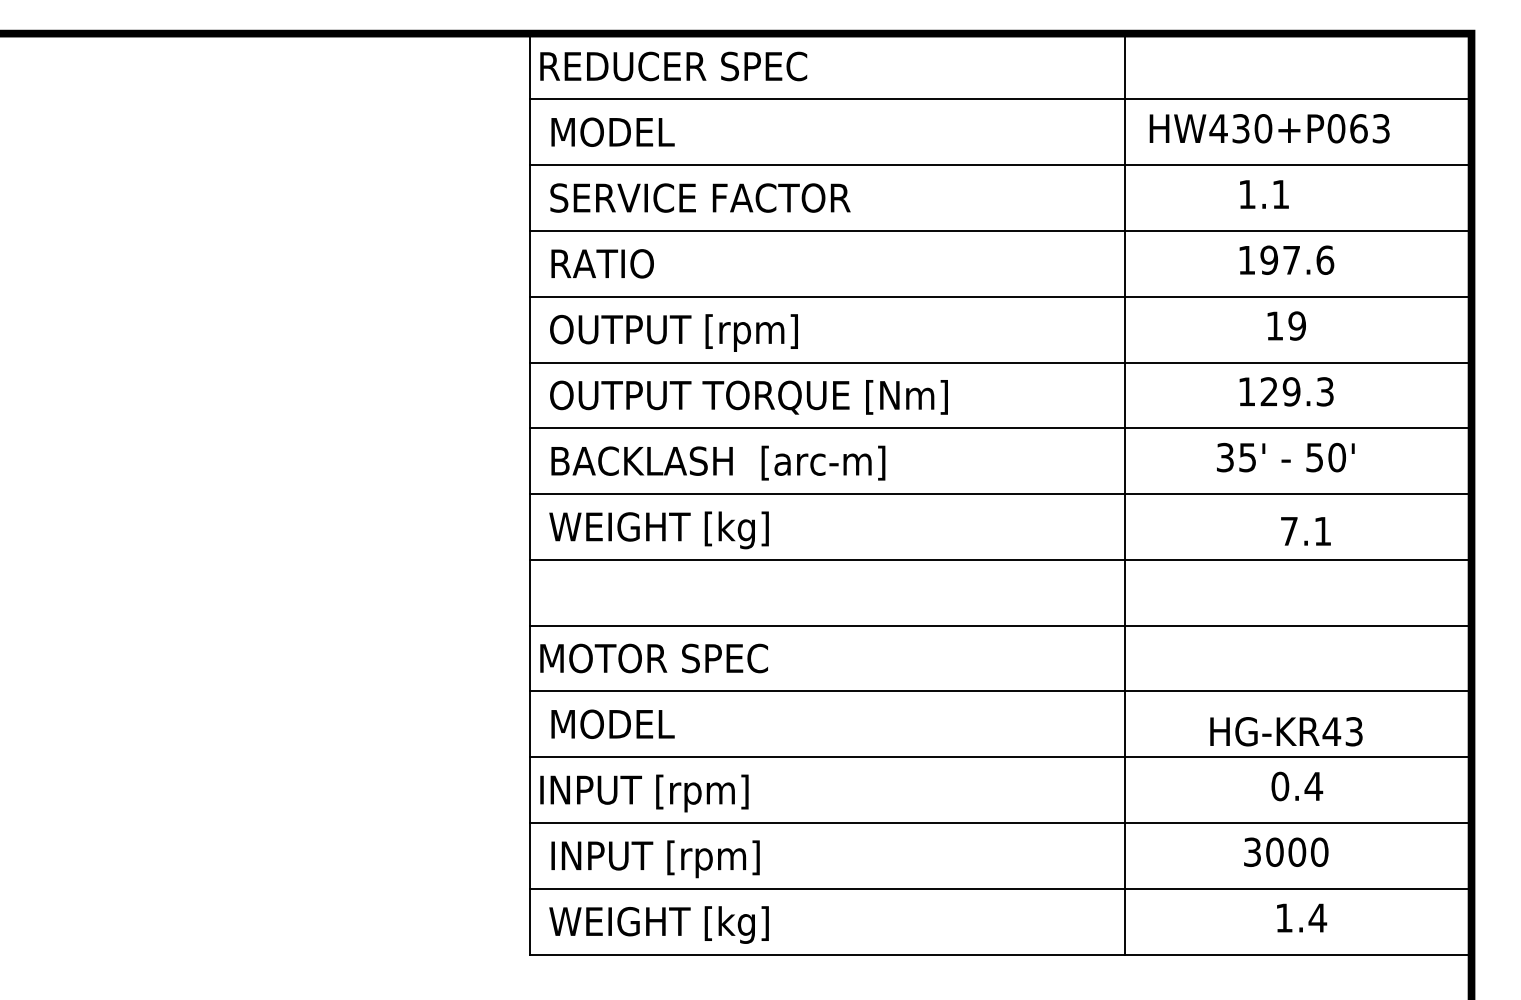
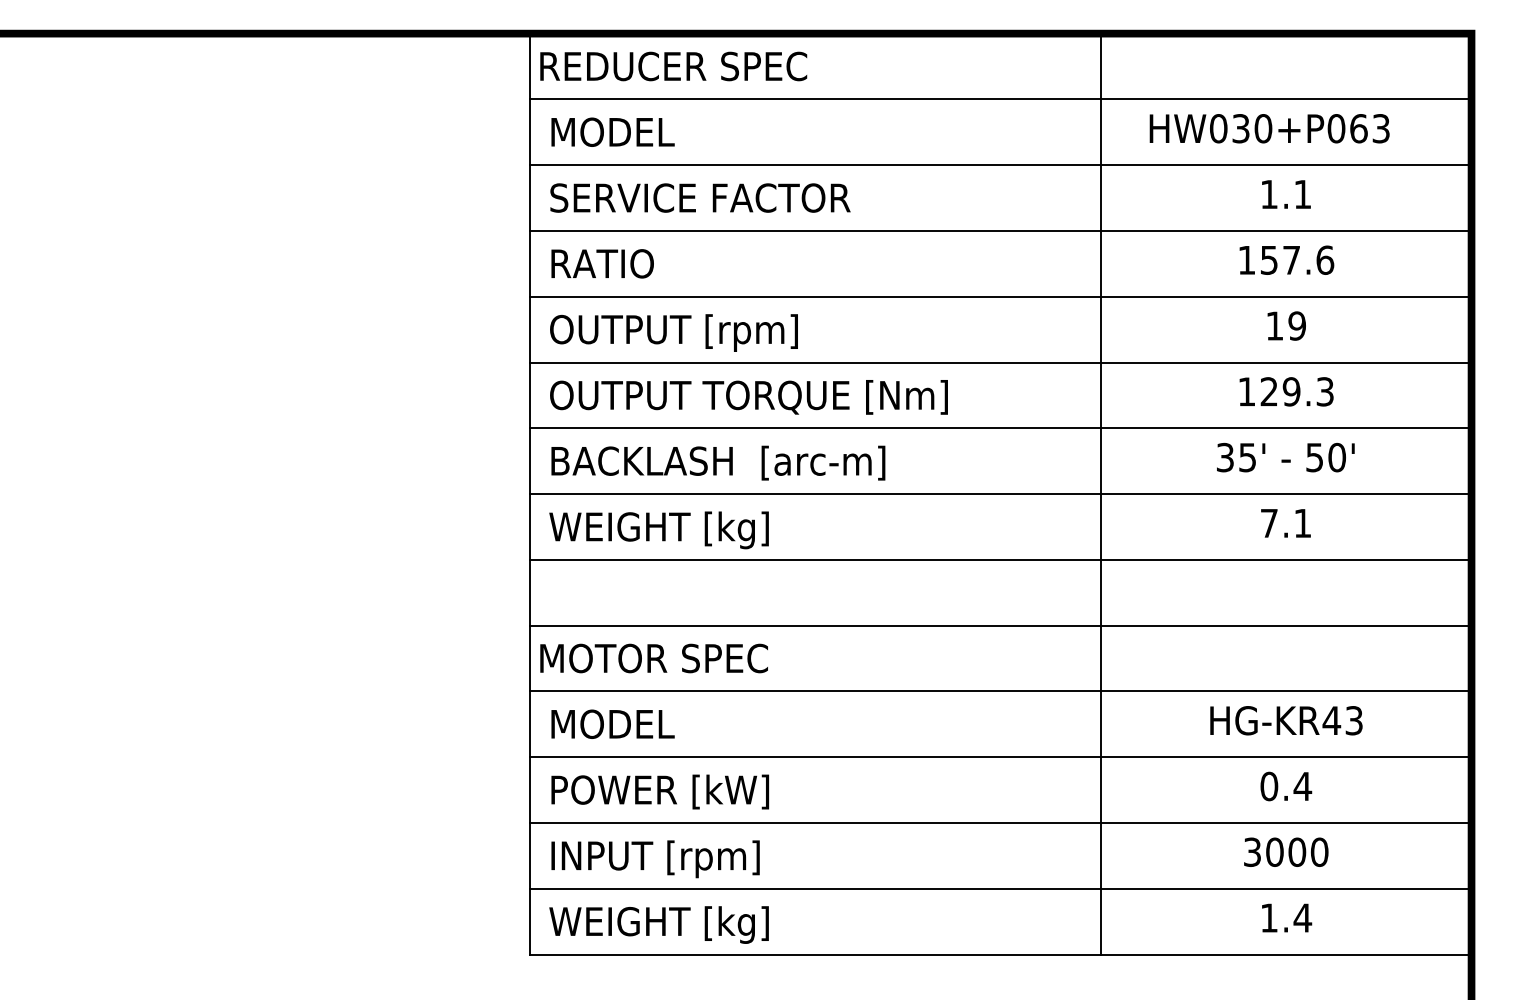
text: HW430+P063 -> HW030+P063 (1218, 128)
text position: (1264, 194) -> (1286, 194) (1286, 194)
text: 197.6 -> 157.6 (1269, 259)
line position: (1124, 493) -> (1100, 493) (1100, 493)
text position: (1305, 531) -> (1285, 523) (1285, 523)
text position: (1286, 731) -> (1286, 720) (1286, 720)
text position: (1297, 786) -> (1286, 786) (1286, 786)
text: INPUT [rpm] -> POWER [kW] (654, 793)
text position: (1302, 917) -> (1287, 917) (1287, 917)
